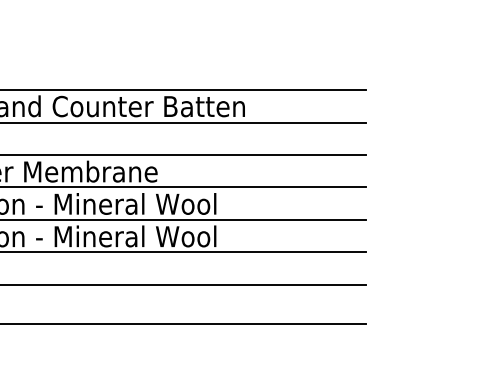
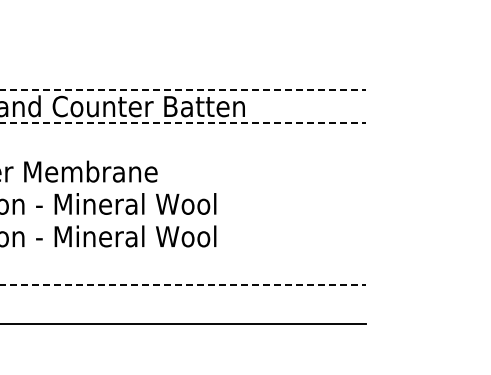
line: solid -> dashed (182, 90)
line: solid -> dashed (182, 122)
line: present -> none (183, 155)
line: present -> none (183, 187)
line: present -> none (183, 219)
line: present -> none (183, 252)
line: solid -> dashed (182, 284)
